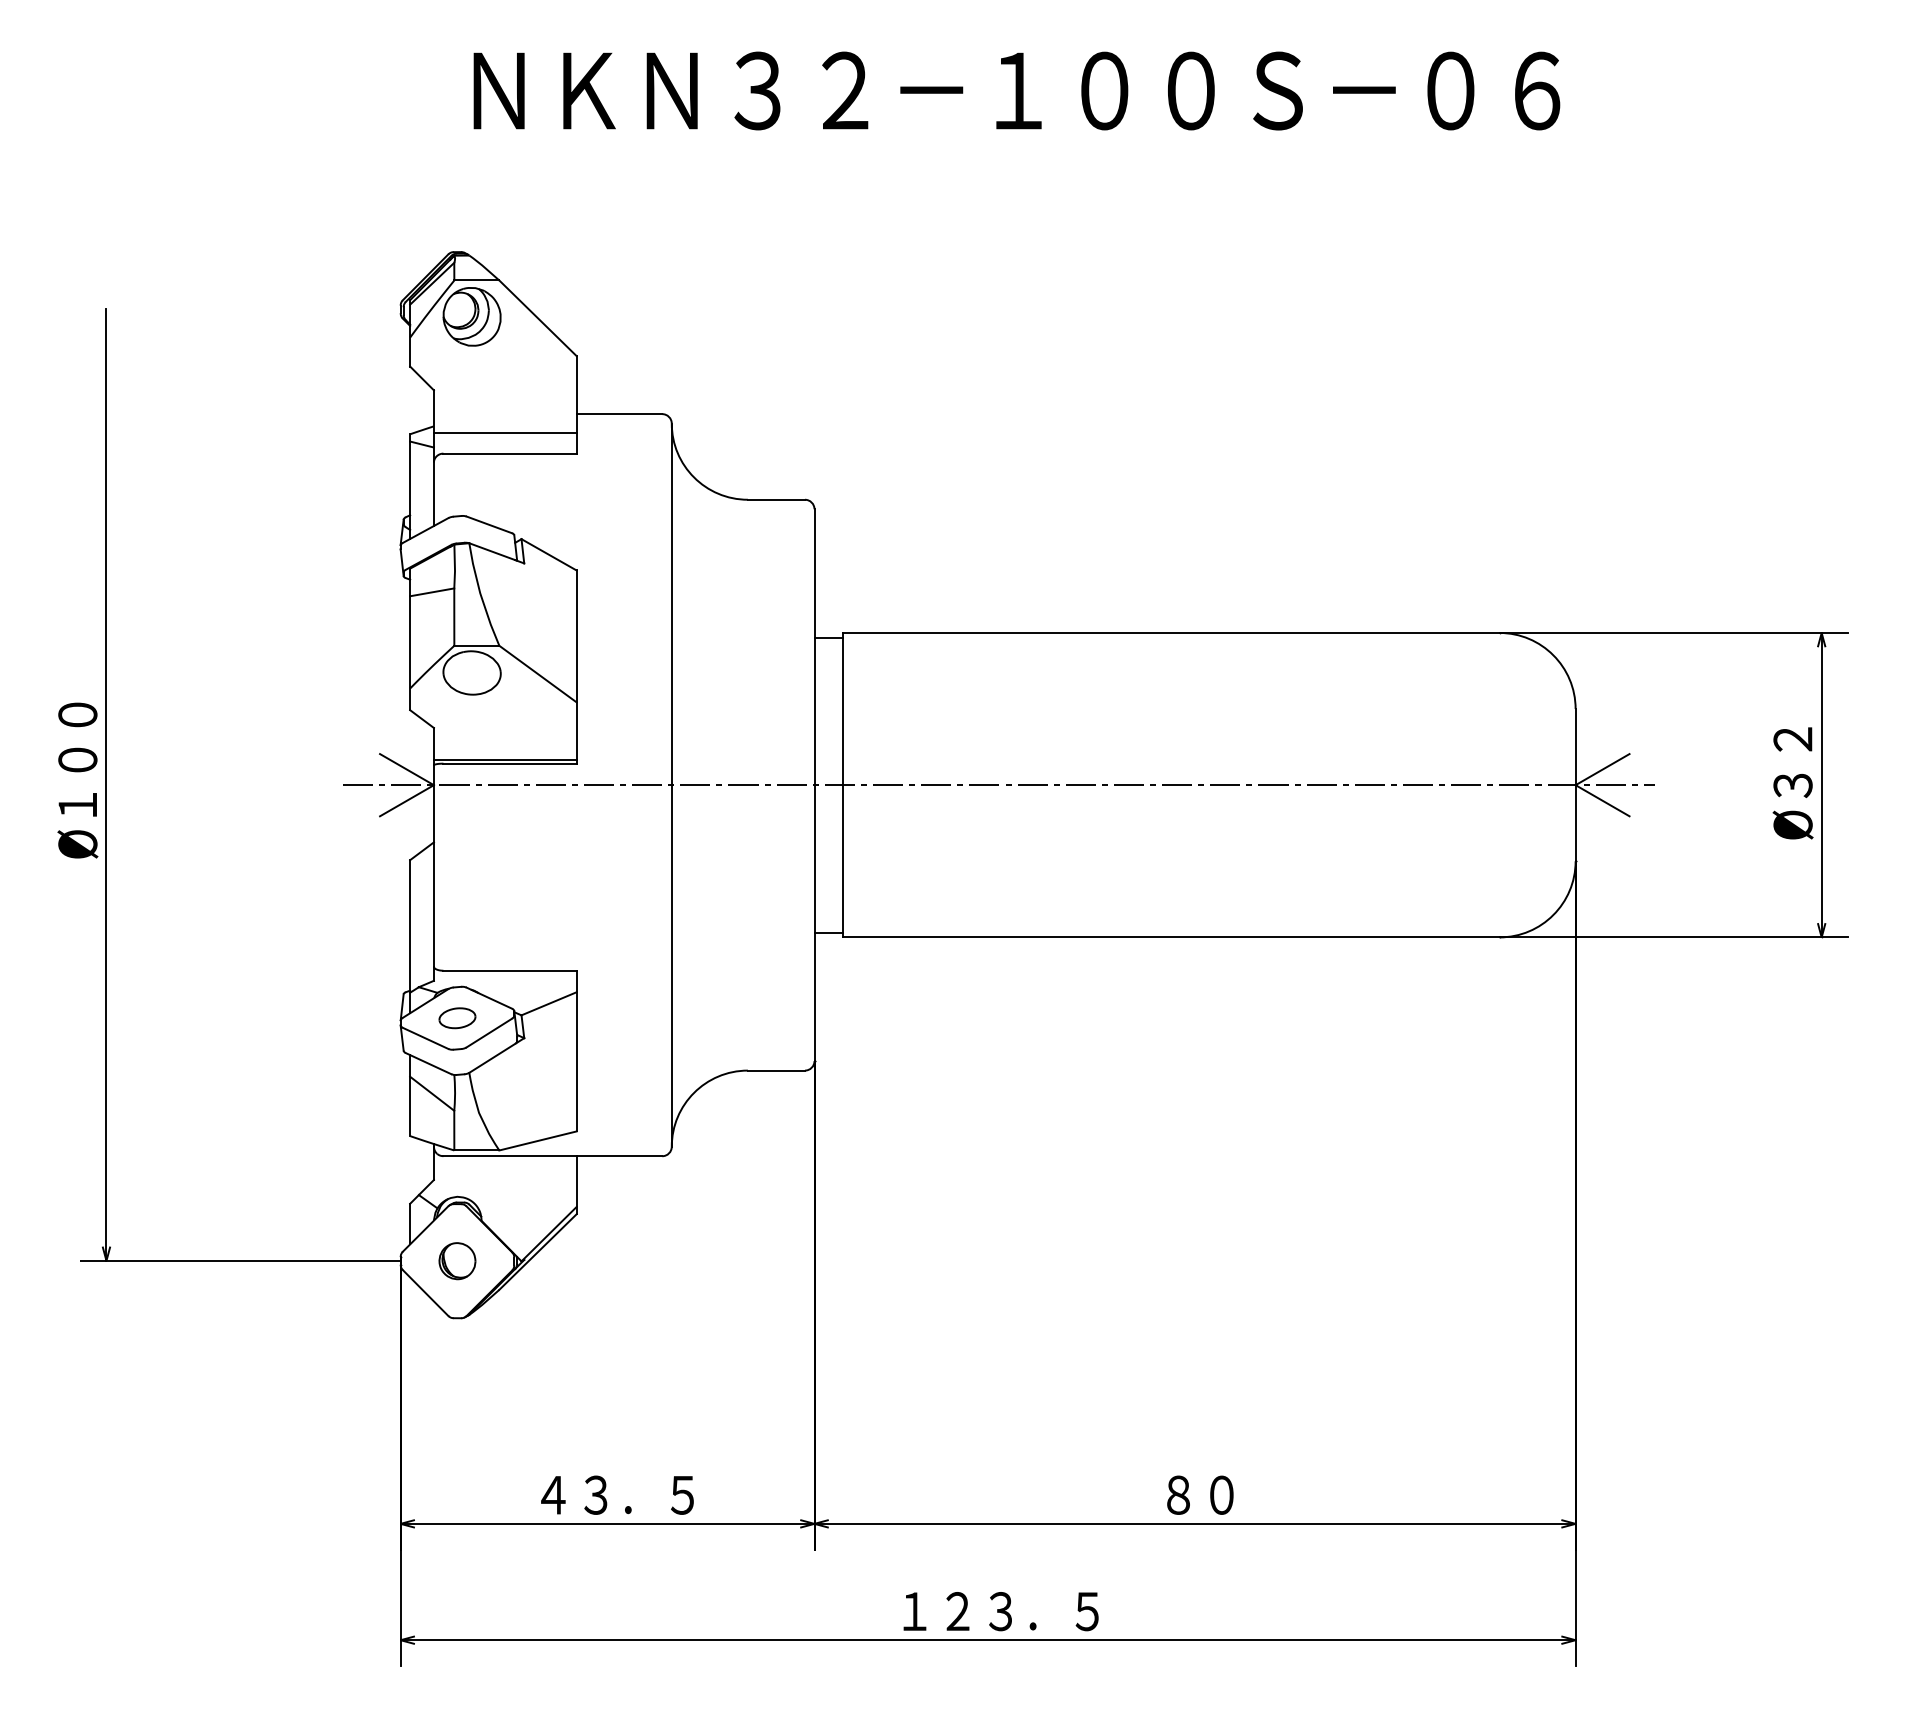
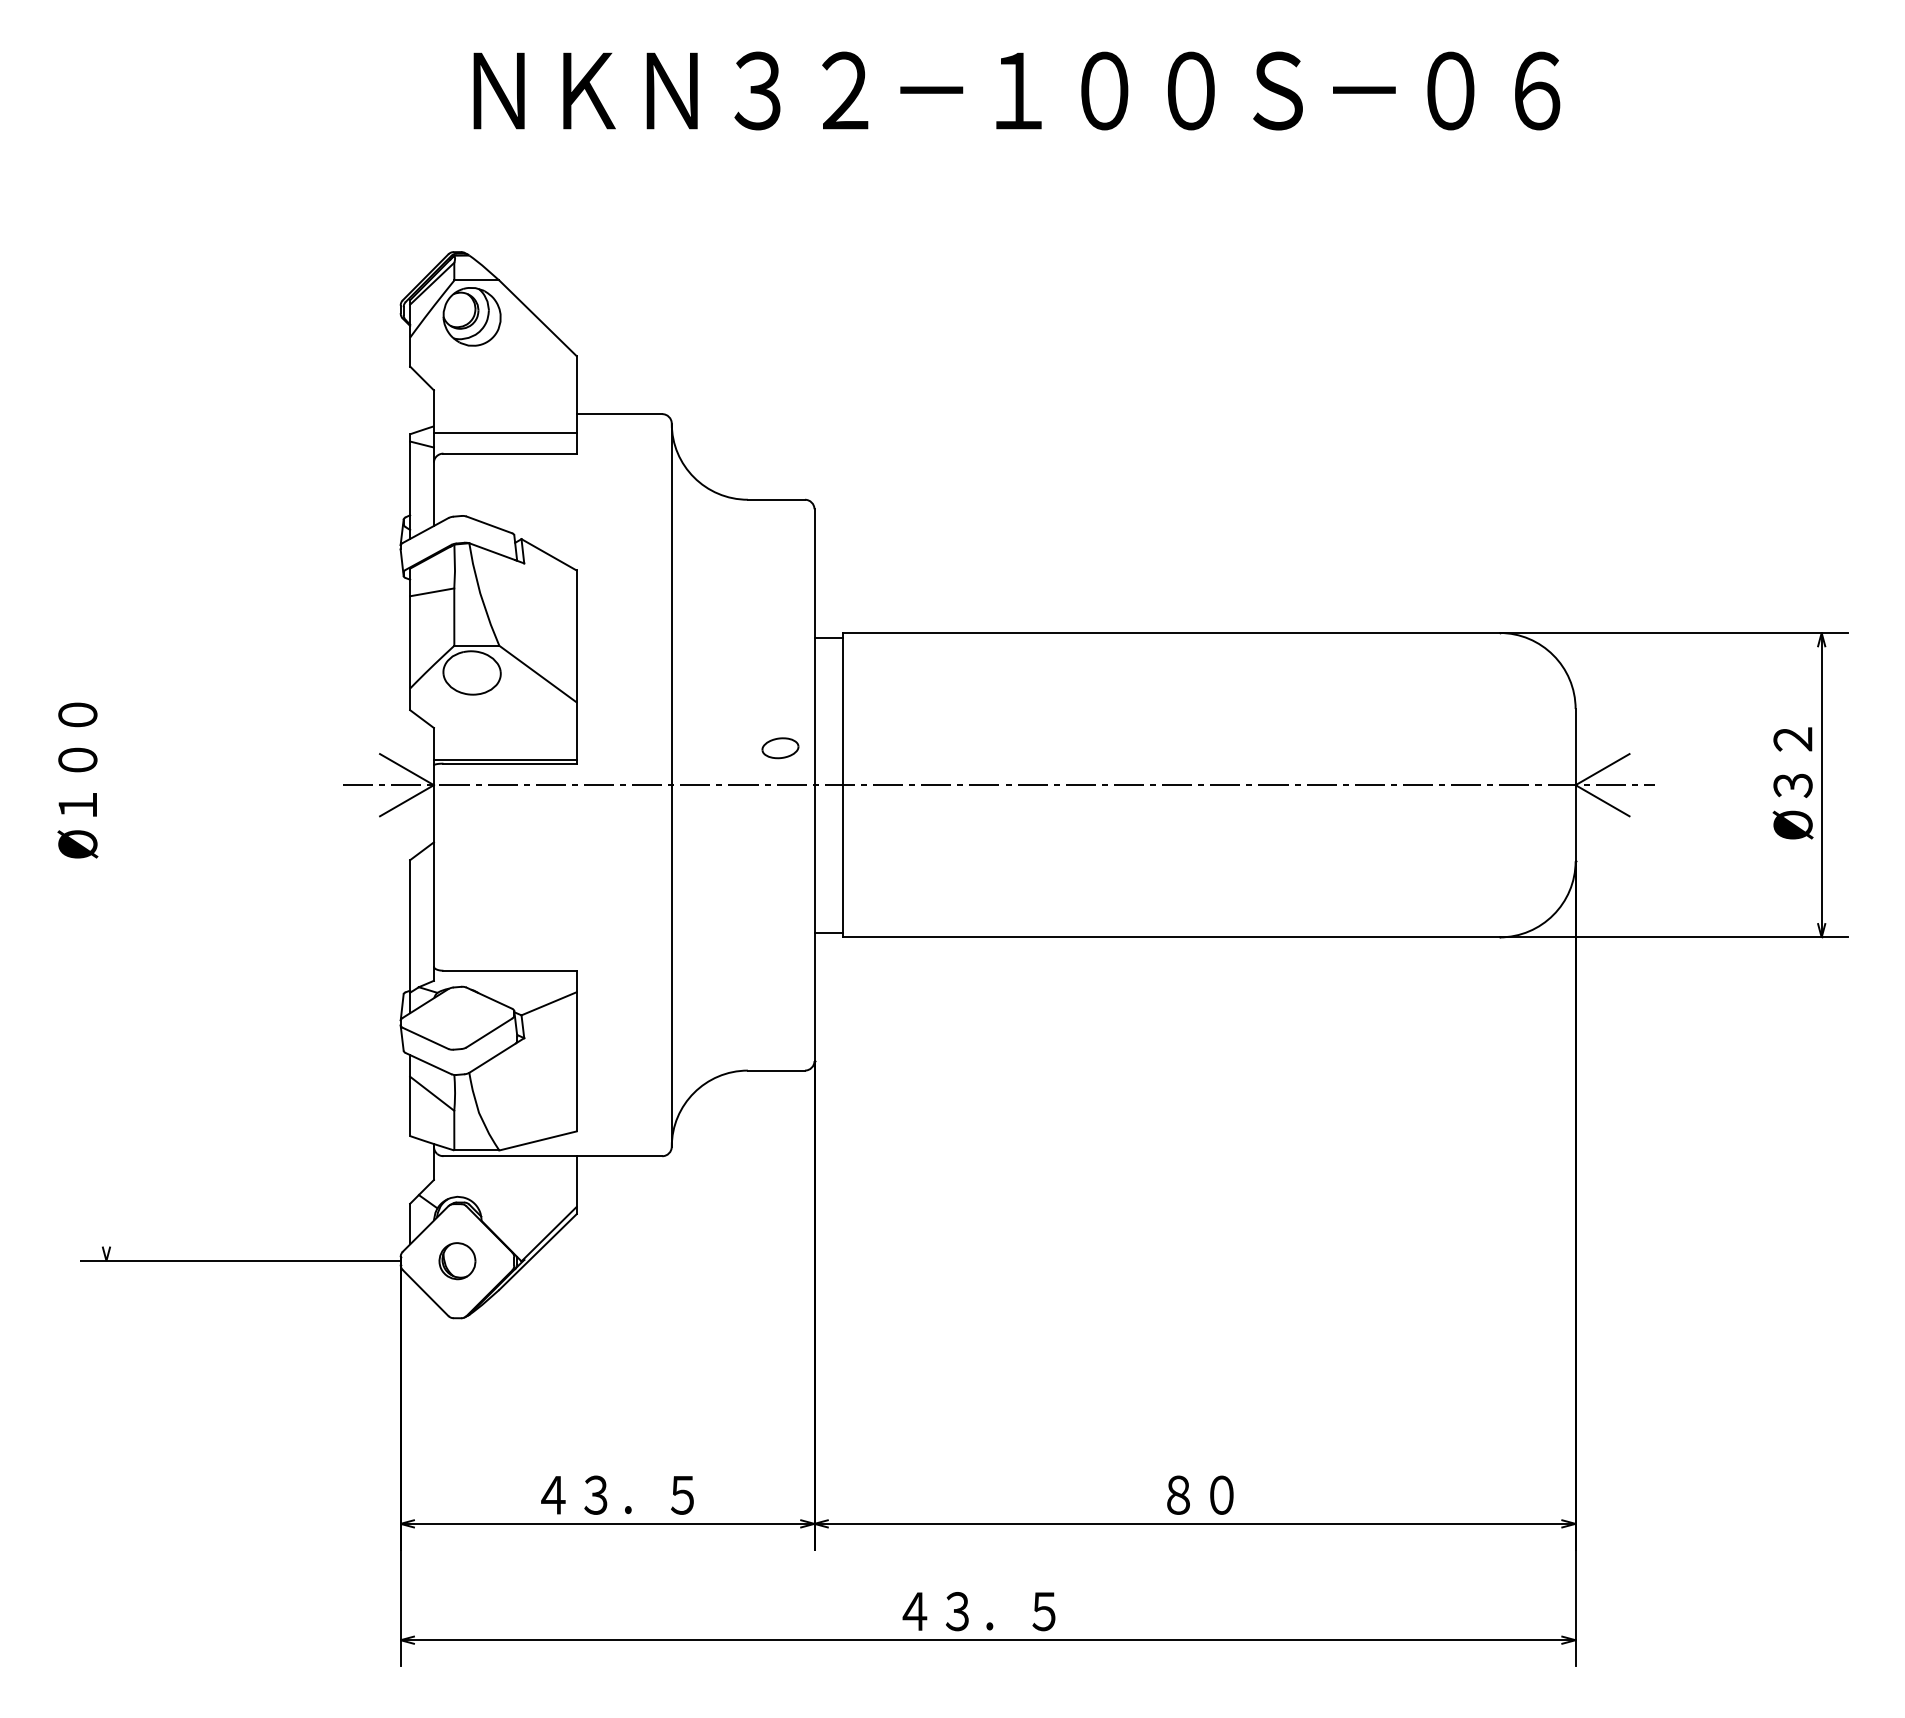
line: present -> none (106, 784)
part position: (457, 1018) -> (780, 748) (780, 748)
text: １２３．５ -> ４３．５ (1000, 1611)
